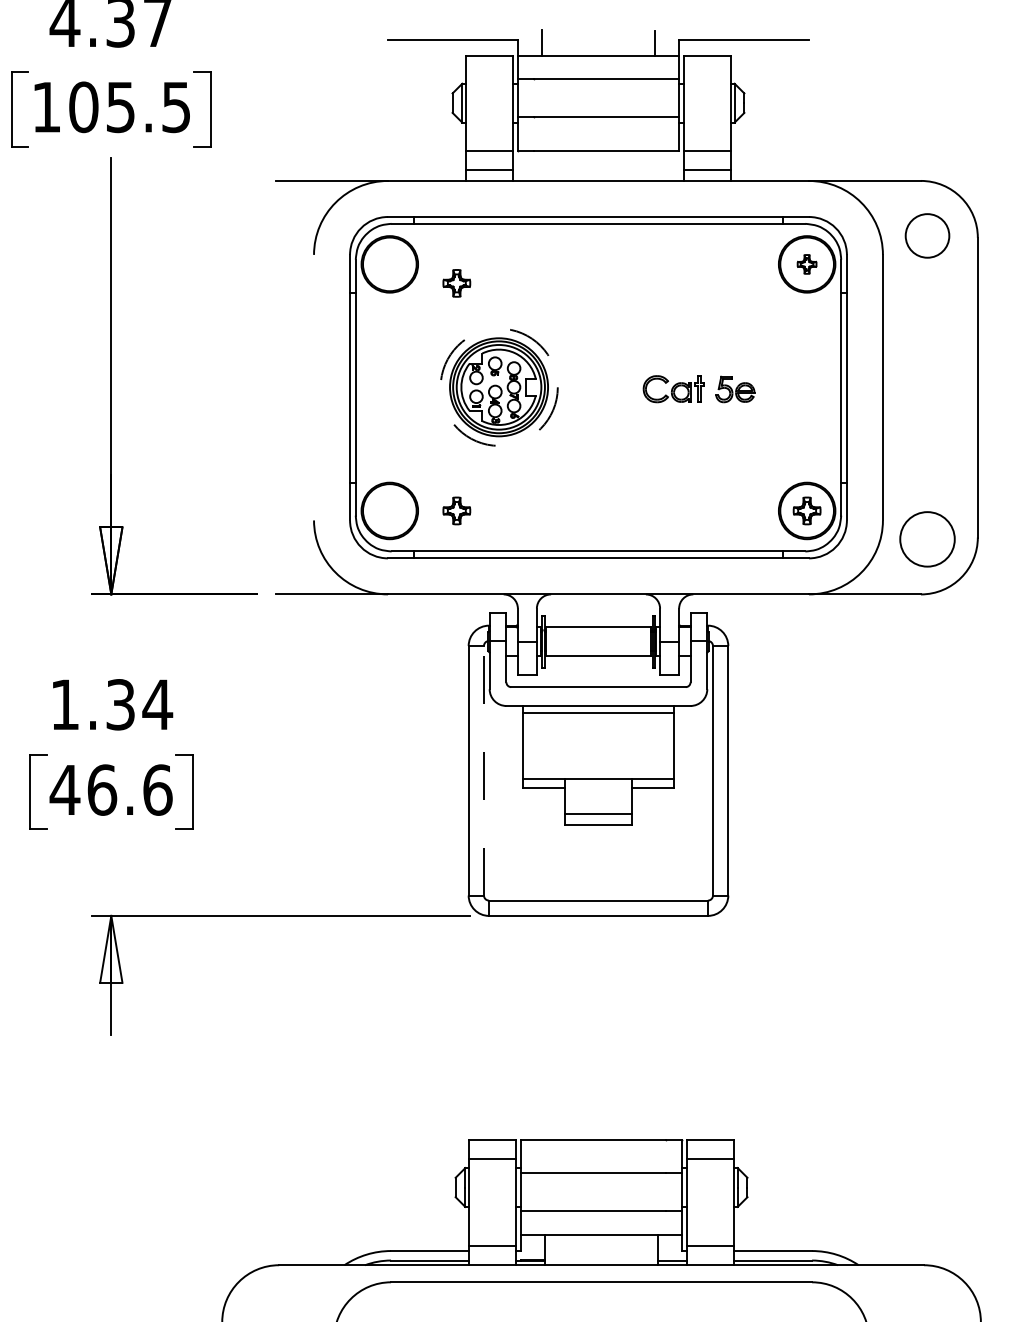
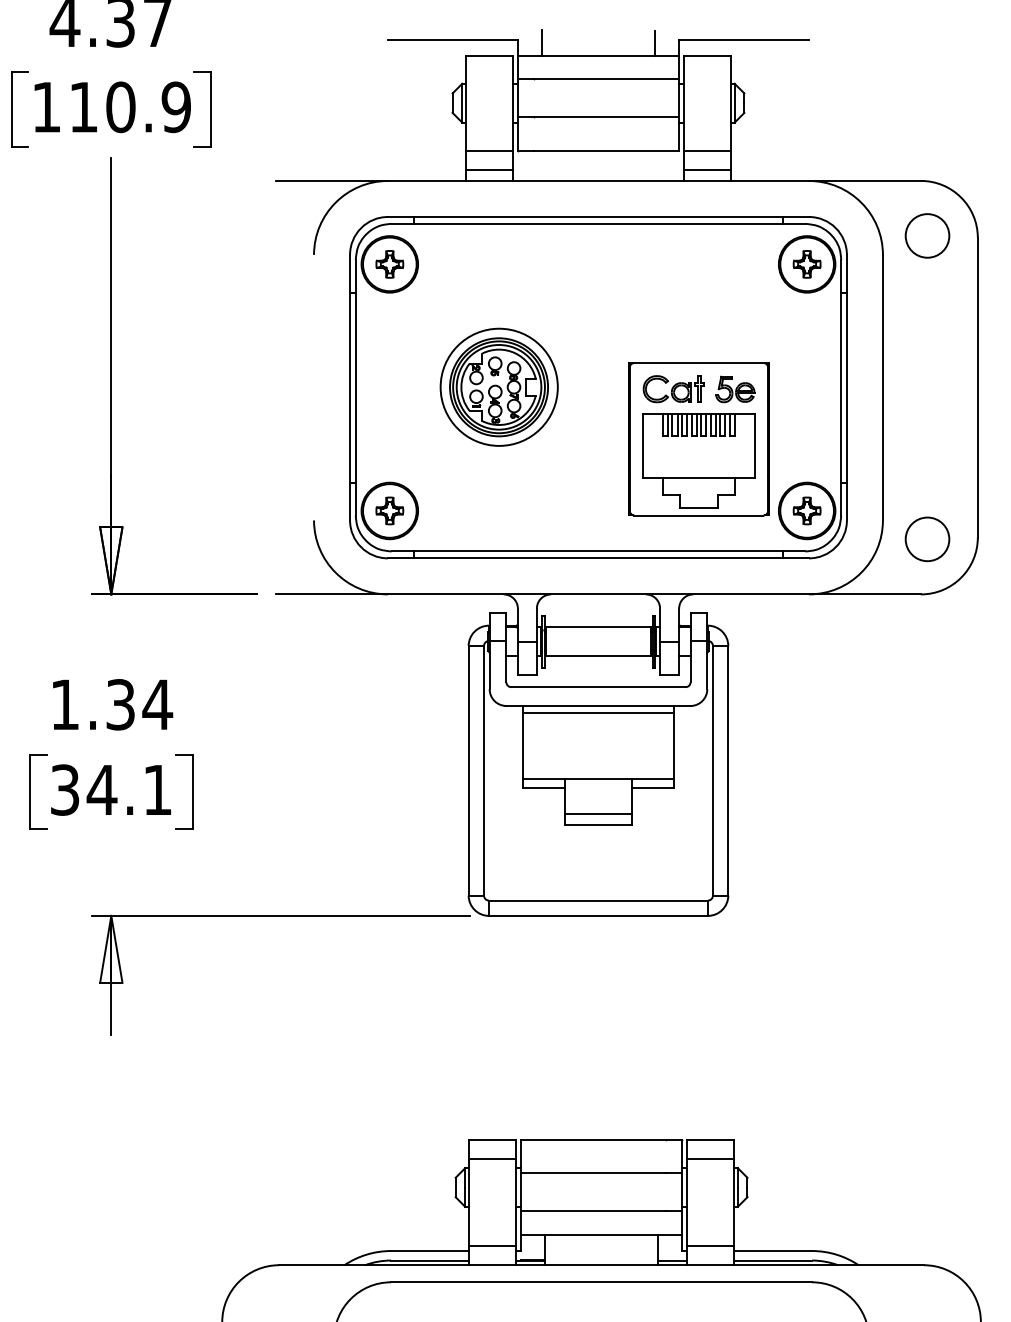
text: 105.5 -> 110.9 (129, 107)
part size: 22x21 px -> 30x29 px (806, 264)
part position: (456, 283) -> (389, 264) (389, 264)
circle: dashed -> solid (498, 386)
part: none -> present (698, 439)
part position: (456, 510) -> (389, 510) (389, 510)
circle diameter: 55 px -> 44 px (927, 539)
line: dashed -> solid (483, 770)
text: 46.6 -> 34.1 (110, 789)
